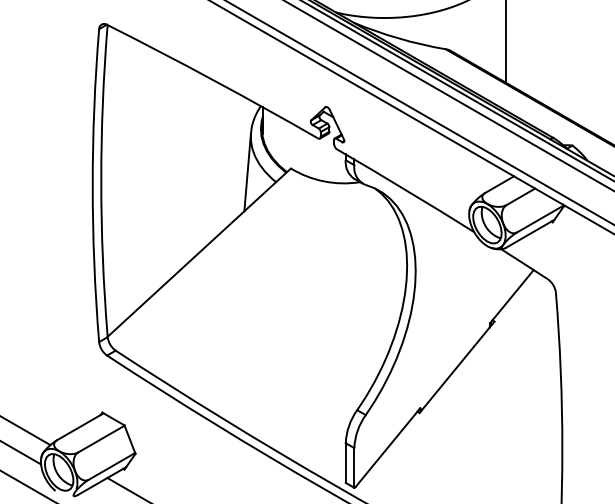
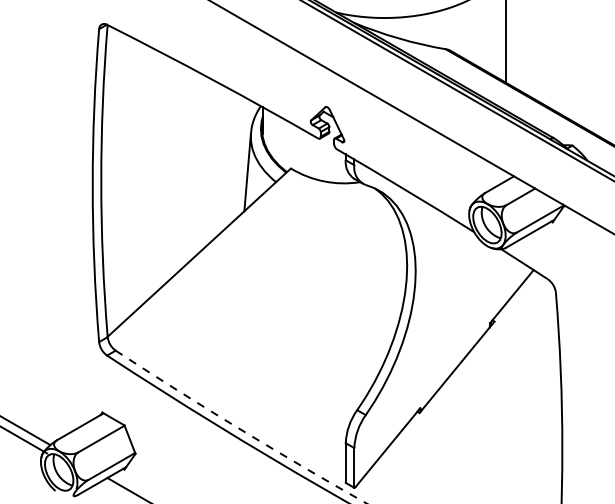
line: present -> none (448, 95)
line: present -> none (419, 112)
arc: solid -> dashed (240, 429)
line position: (21, 452) -> (24, 440) (24, 440)
line: present -> none (27, 485)
